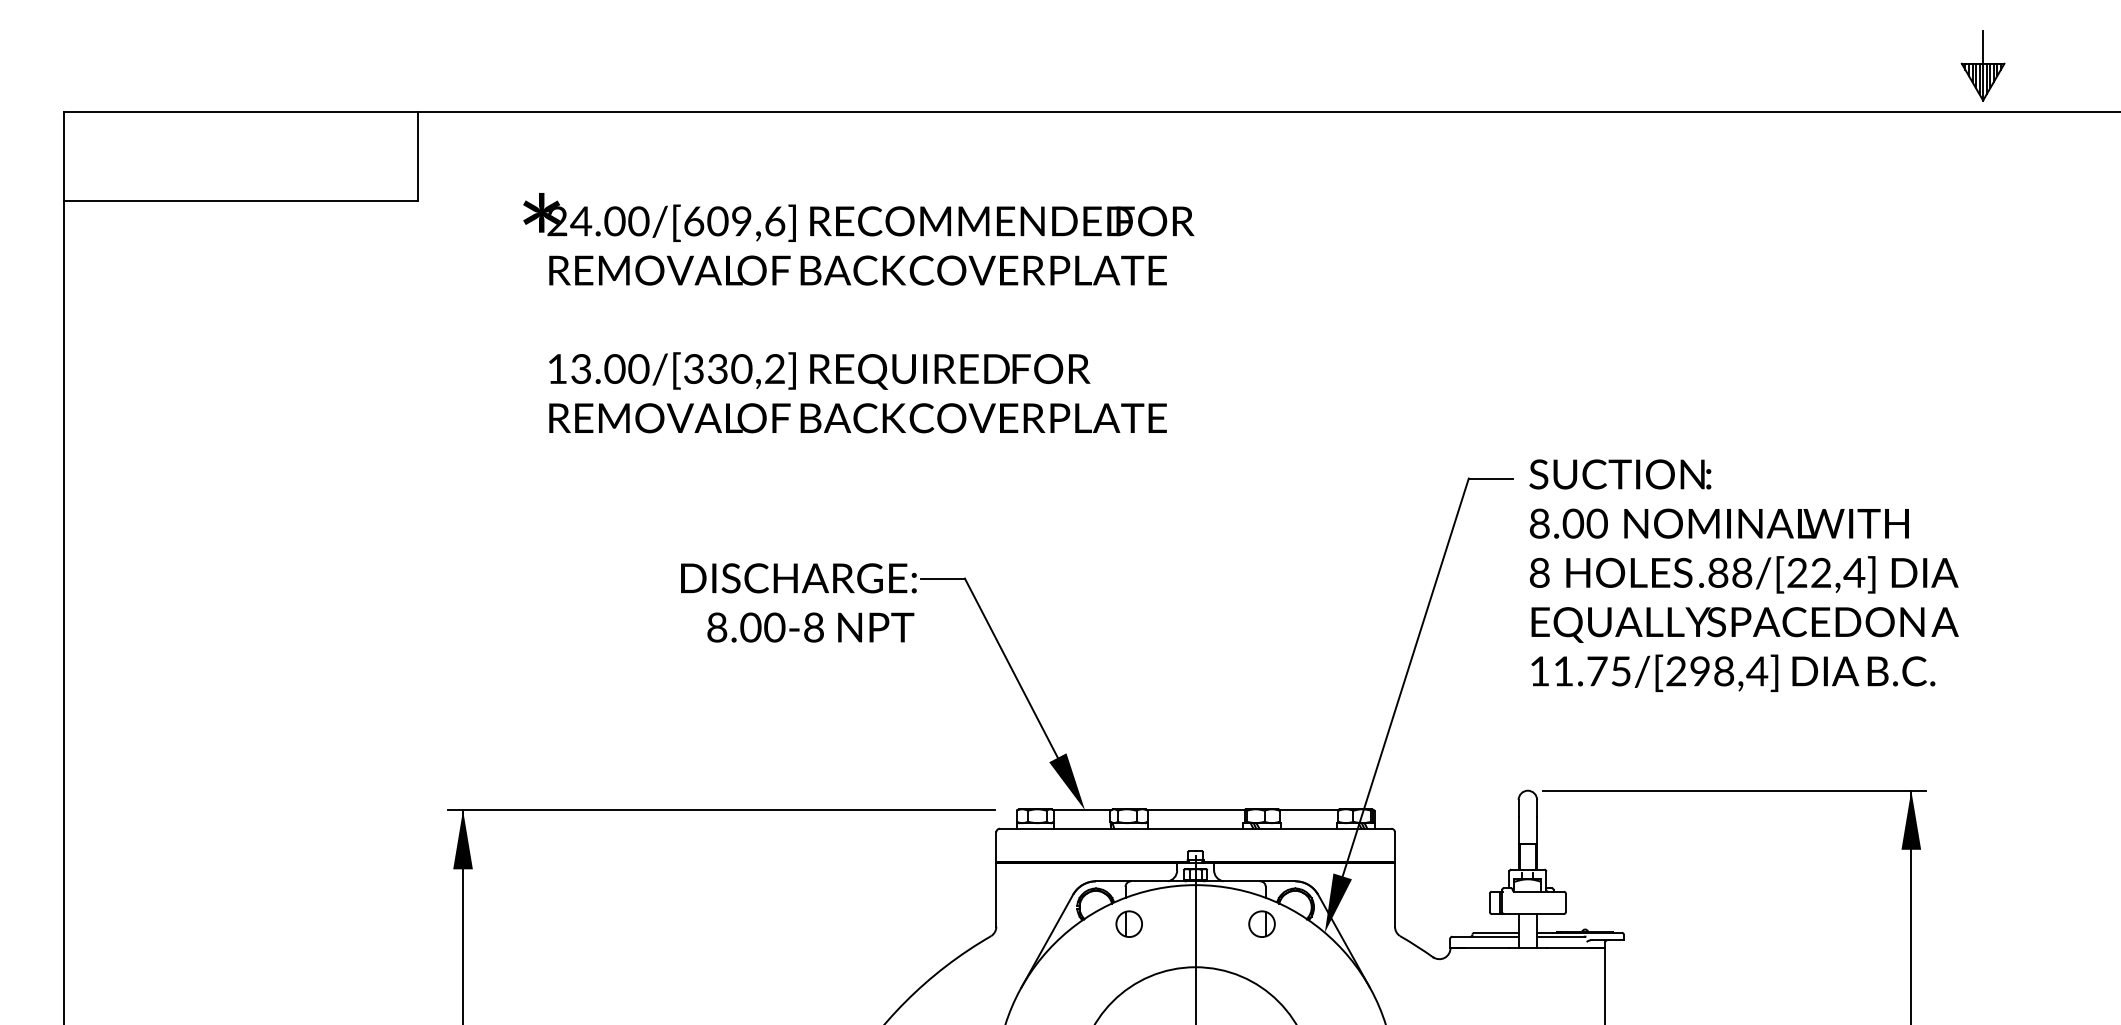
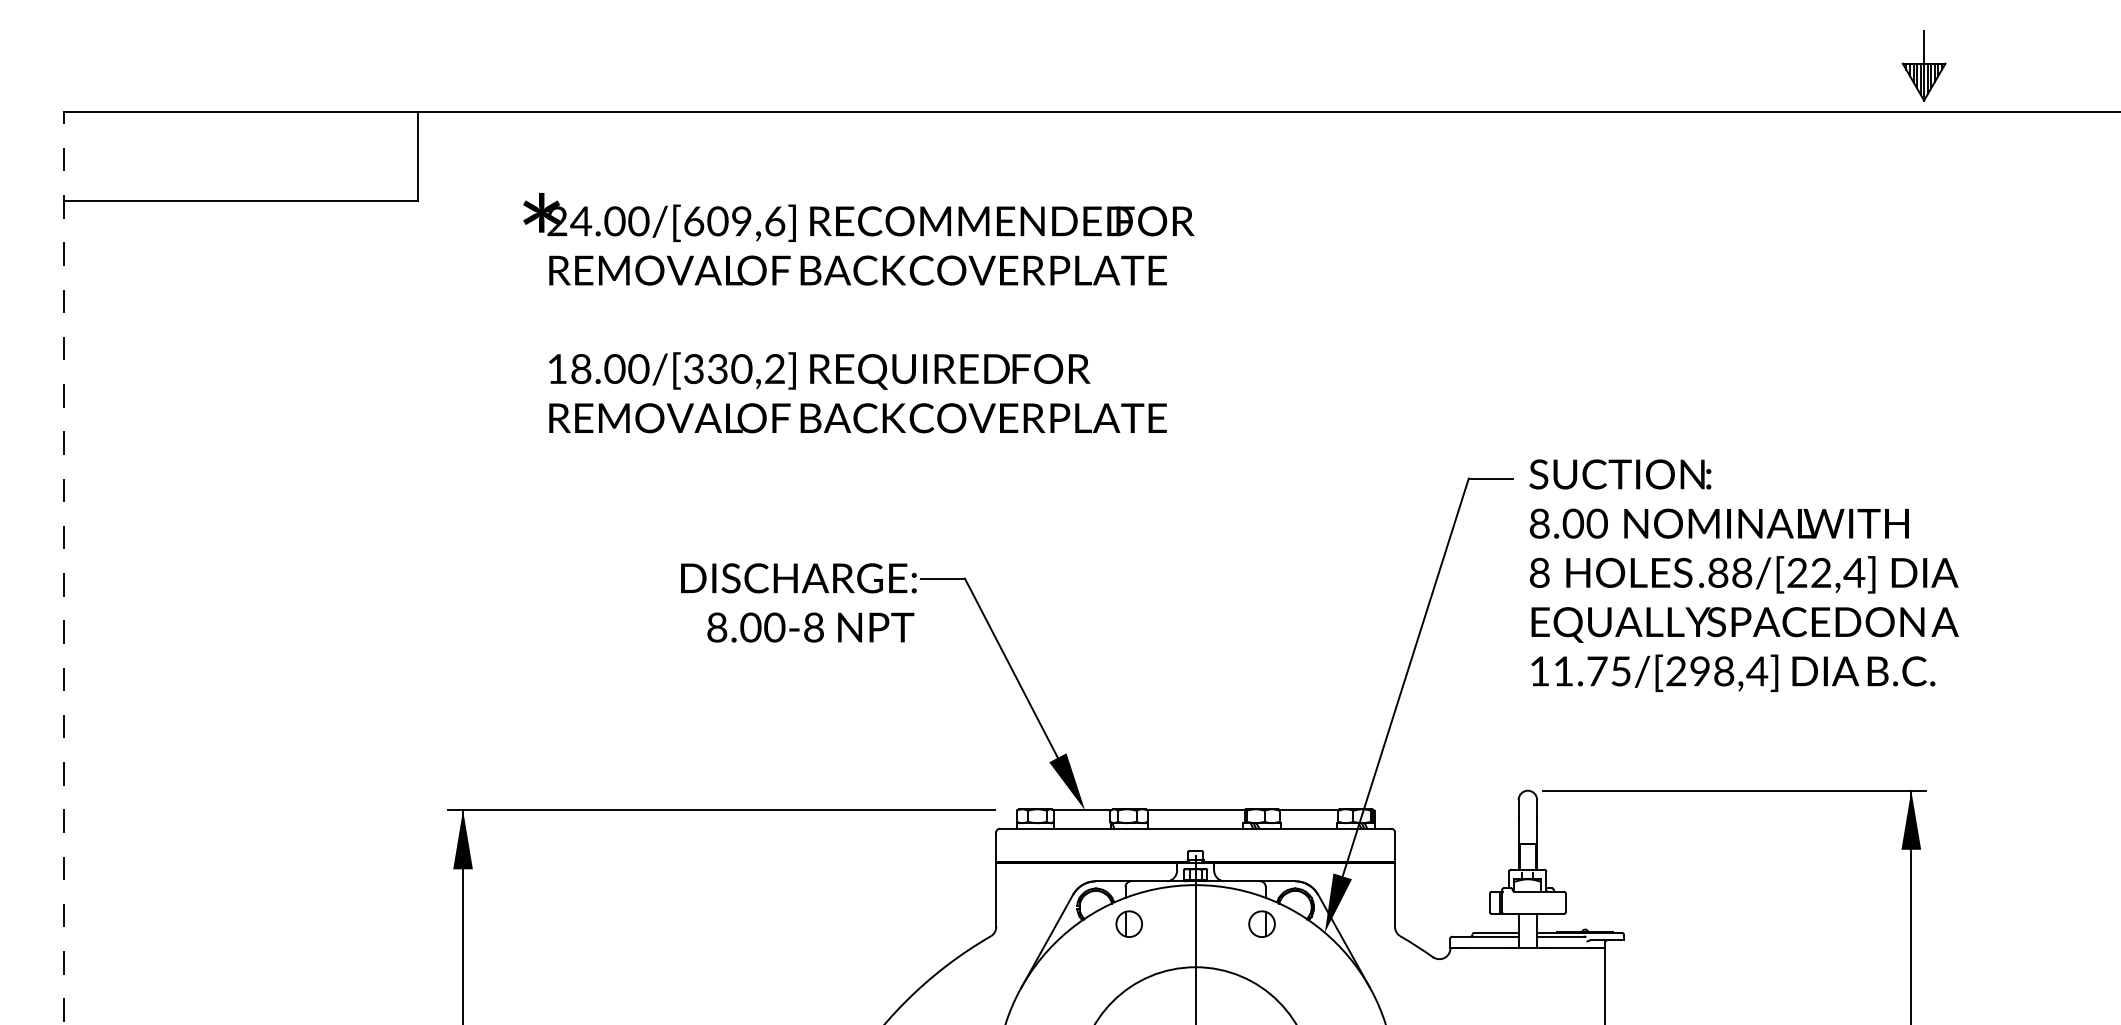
part position: (1982, 65) -> (1923, 65) (1923, 65)
text: 13.00/[330,2] -> 18.00/[330,2] (581, 368)
line: solid -> dashed (63, 568)
